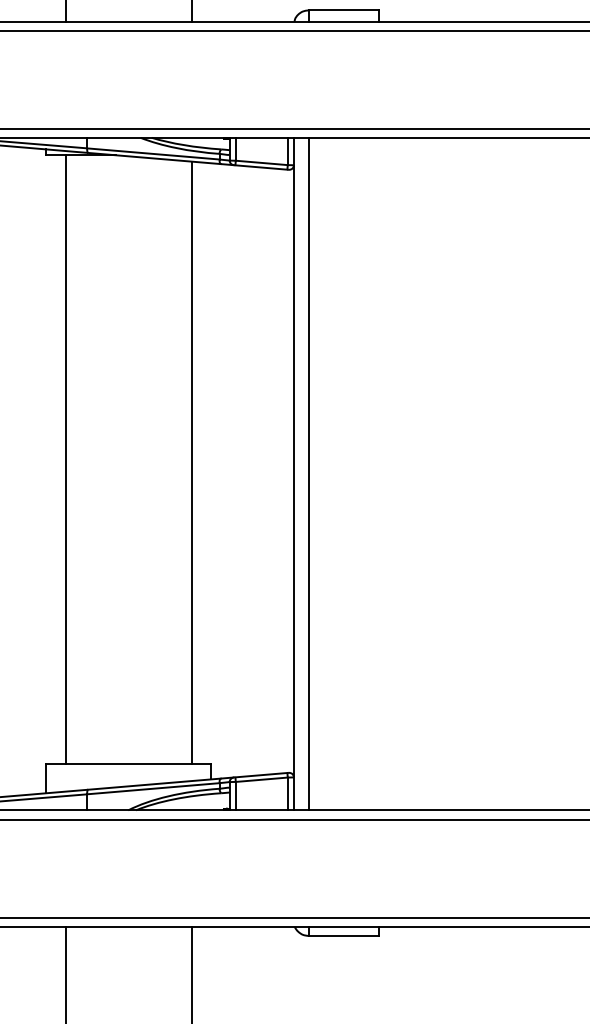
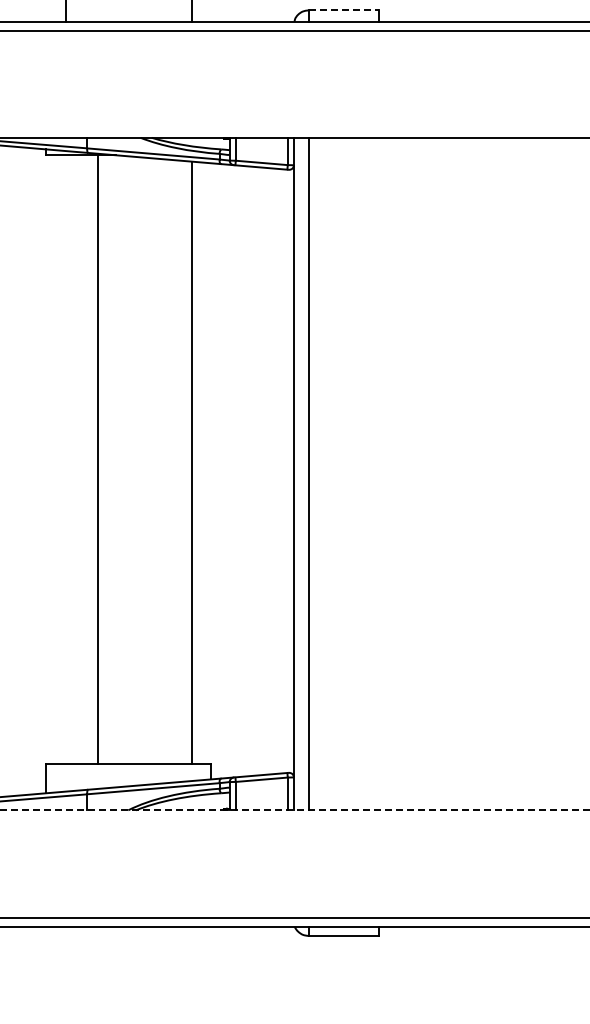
line: solid -> dashed (344, 10)
line: present -> none (294, 128)
line position: (65, 459) -> (97, 459) (97, 459)
line: solid -> dashed (295, 810)
line: present -> none (294, 819)
line: present -> none (65, 973)
line: present -> none (191, 973)
